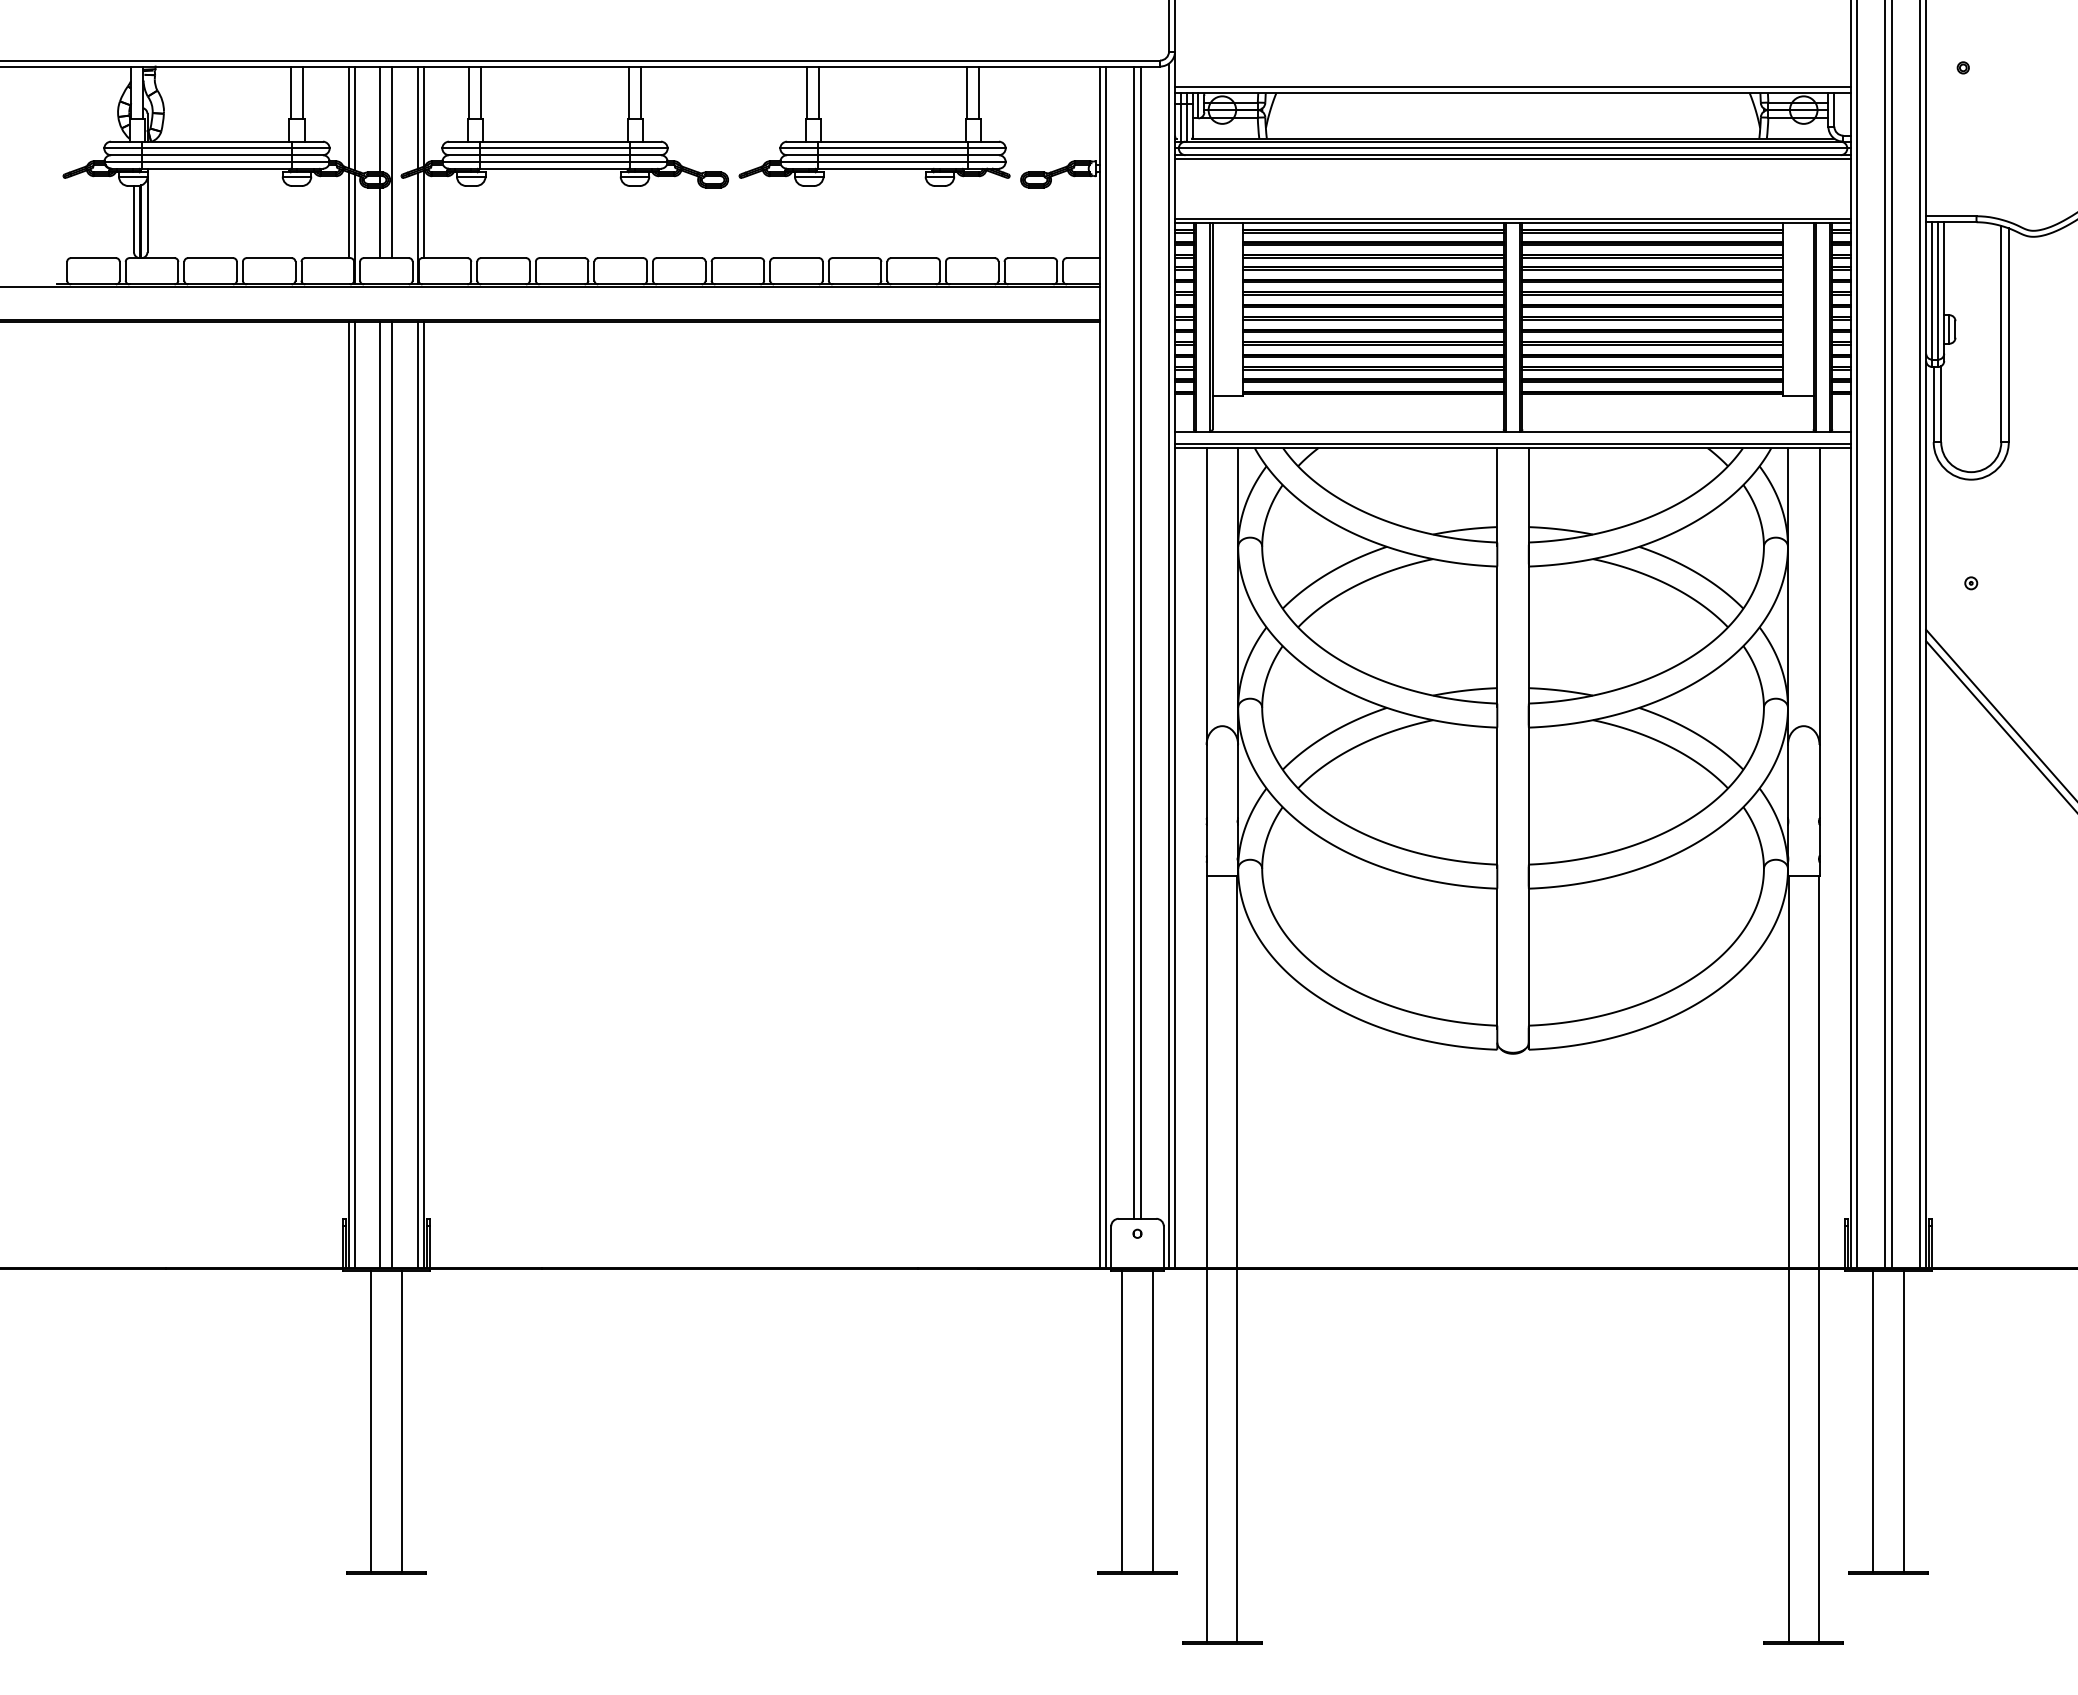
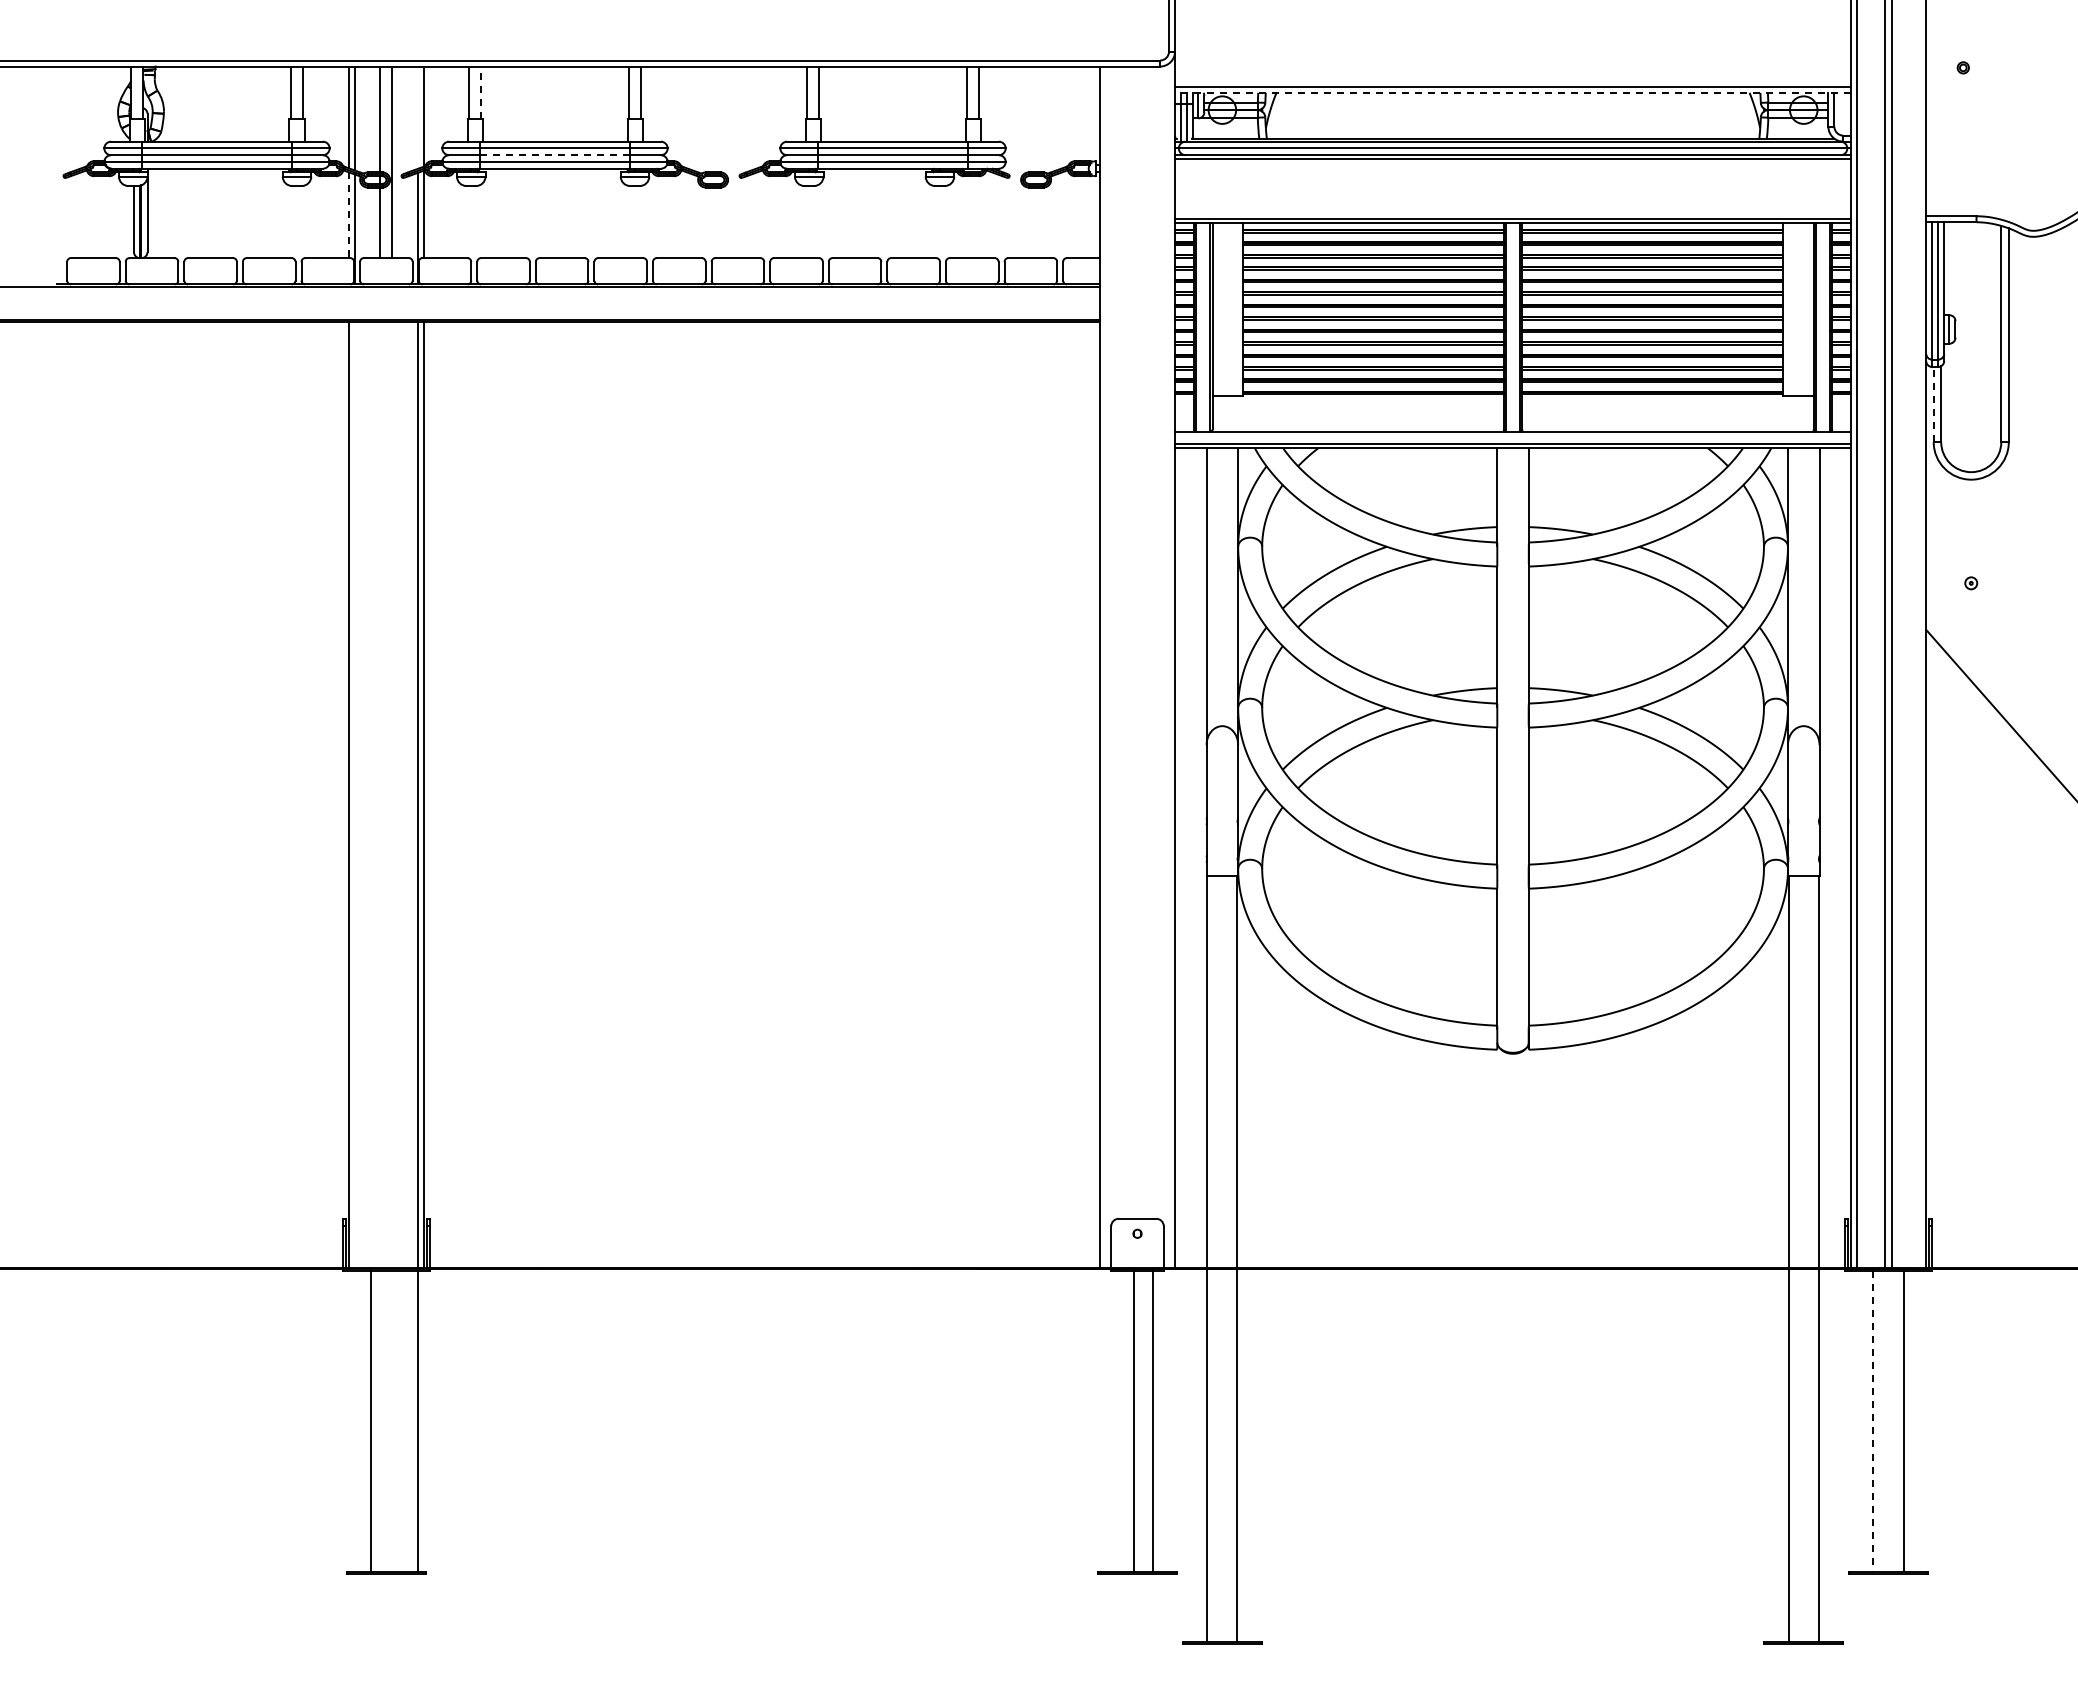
line: solid -> dashed (481, 92)
line: solid -> dashed (1512, 92)
line: present -> none (417, 117)
line: solid -> dashed (554, 155)
line: solid -> dashed (348, 215)
line: solid -> dashed (1933, 404)
line: present -> none (1920, 635)
line: present -> none (1133, 642)
line: present -> none (1141, 642)
line: present -> none (1169, 665)
line: present -> none (1105, 667)
line: present -> none (2000, 725)
line: present -> none (354, 794)
line: present -> none (380, 794)
line: present -> none (392, 794)
line position: (402, 1421) -> (418, 1421) (418, 1421)
line position: (1121, 1421) -> (1133, 1421) (1133, 1421)
line: solid -> dashed (1872, 1422)
